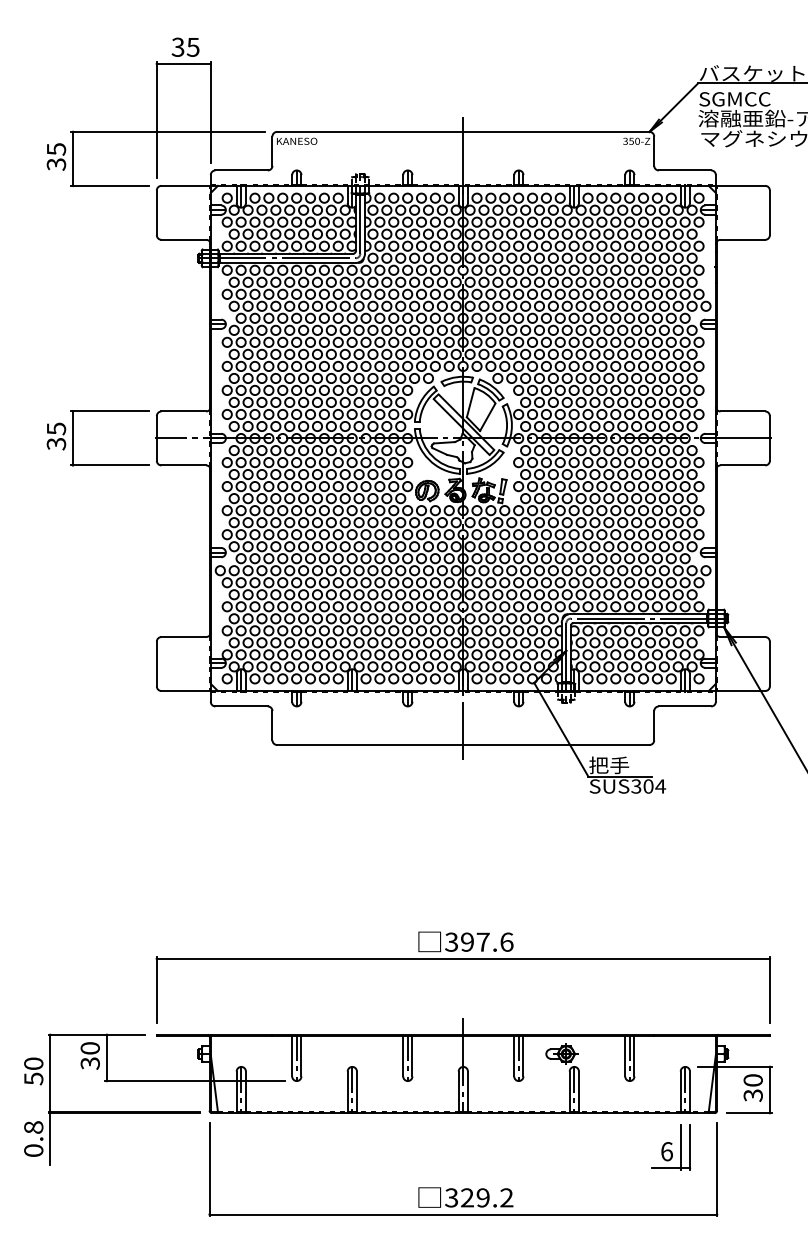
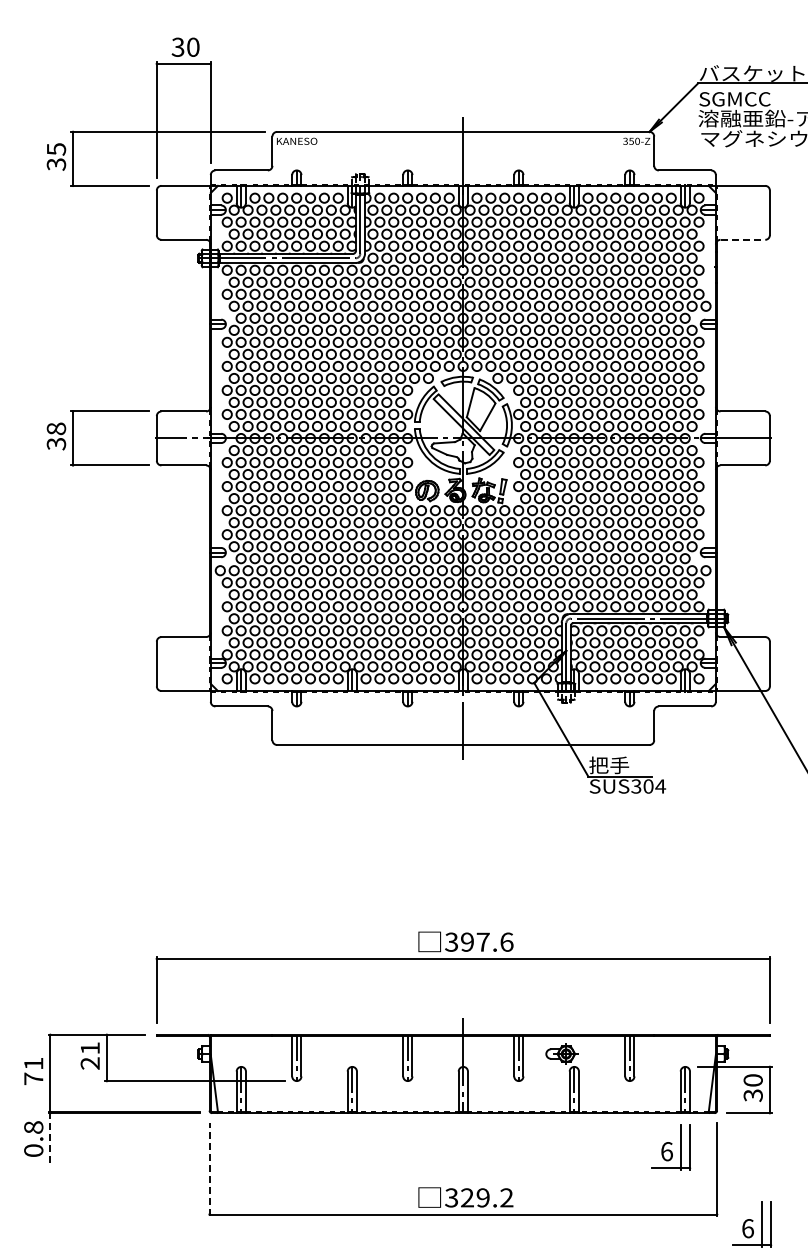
text: 35 -> 30 (192, 46)
line: solid -> dashed (743, 239)
text: 35 -> 38 (56, 428)
text: 30 -> 21 (89, 1055)
text: 50 -> 71 (33, 1071)
line: solid -> dashed (50, 1138)
line: solid -> dashed (209, 1169)
part: none -> present (752, 1224)
